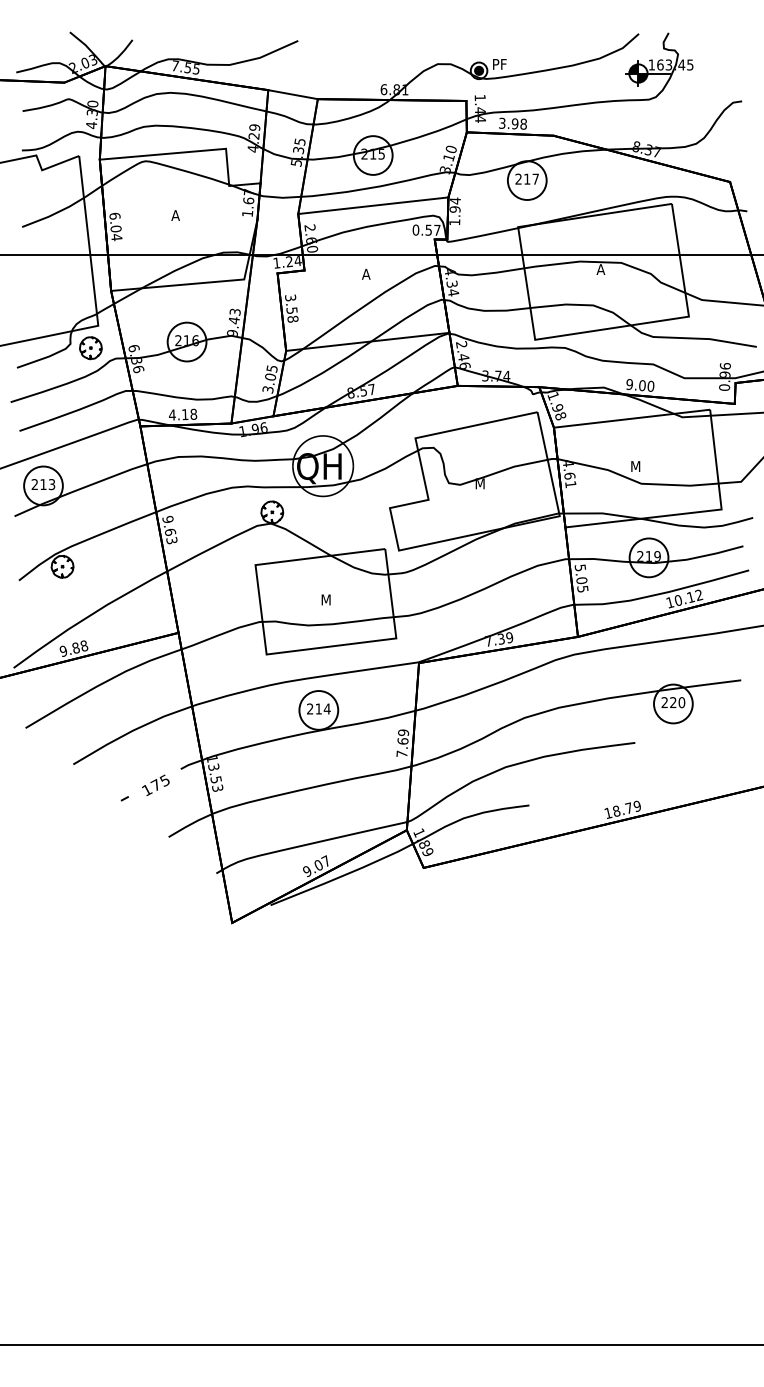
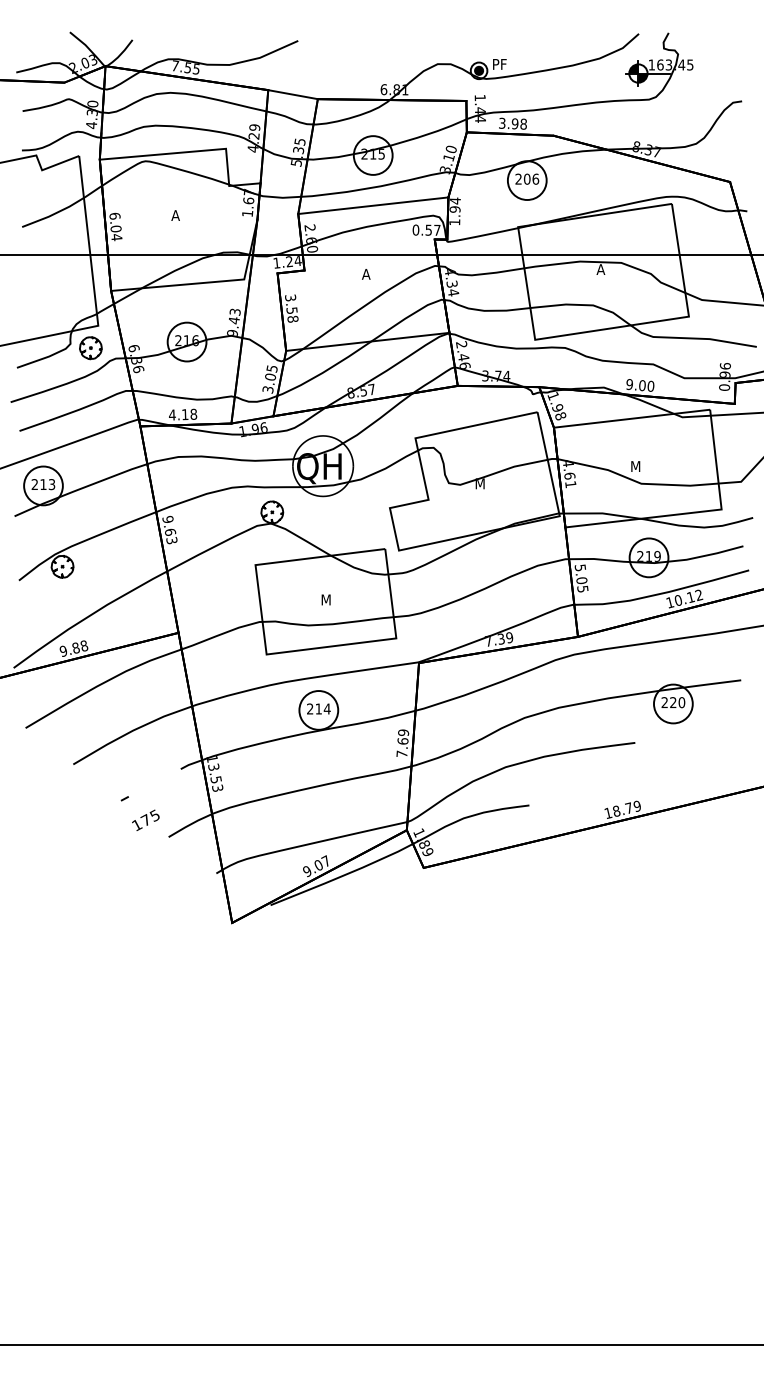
text: 217 -> 206 (531, 178)
text position: (155, 784) -> (145, 819) (145, 819)
